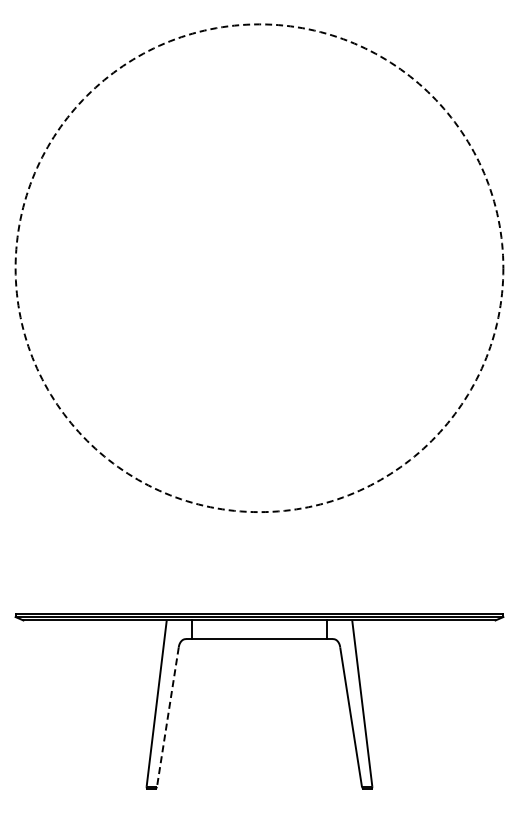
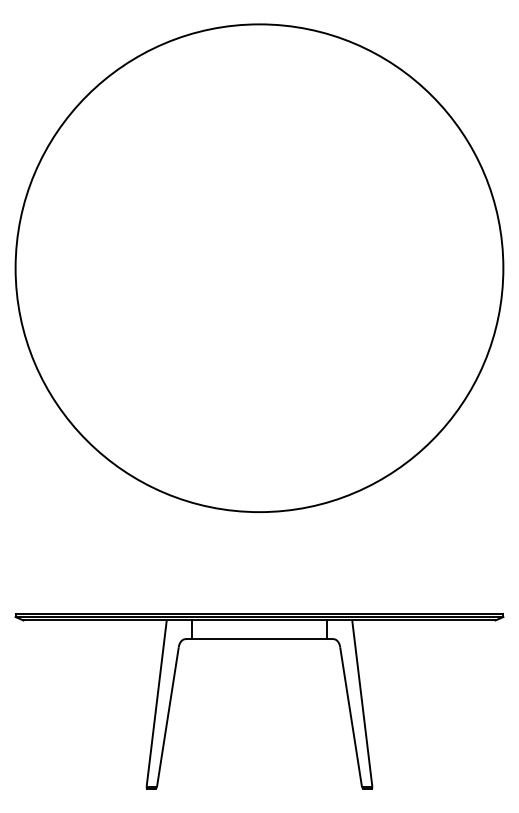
circle: dashed -> solid (259, 268)
line: dashed -> solid (167, 717)
